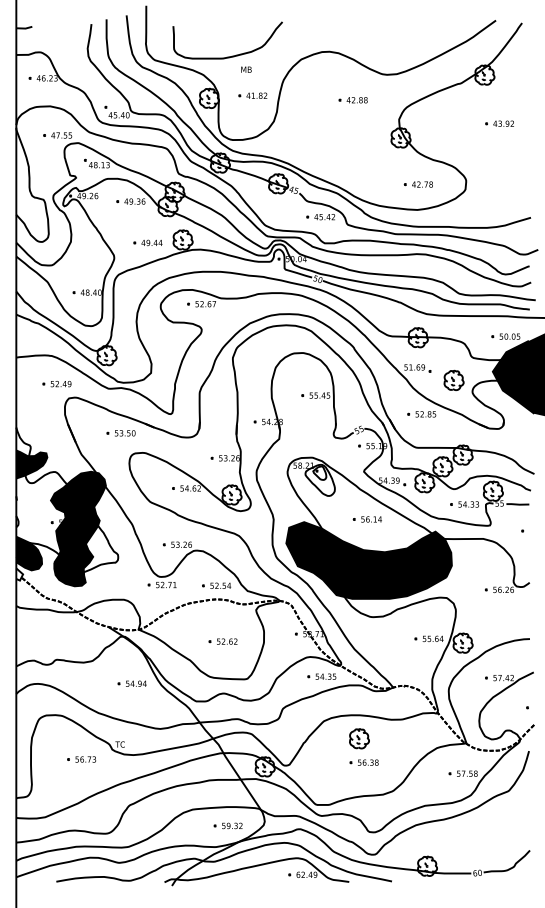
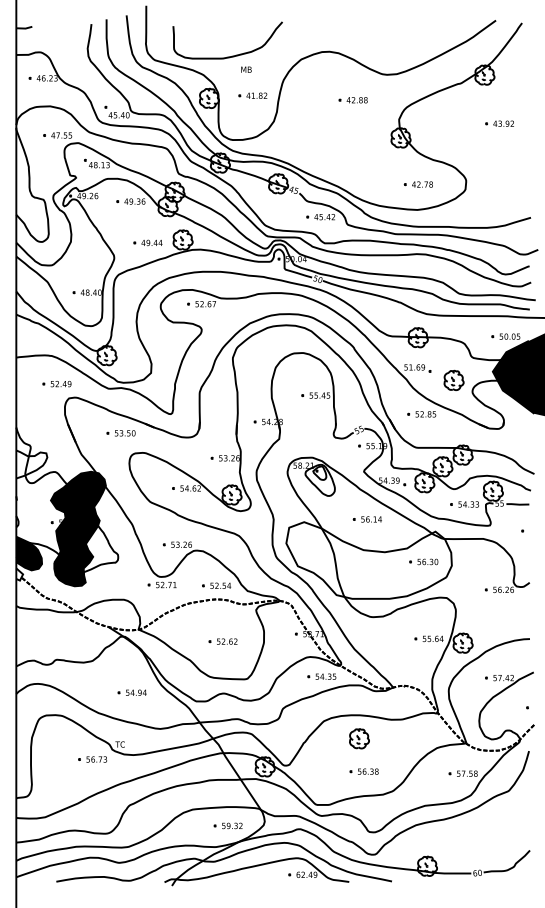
fill: present -> none (31, 464)
fill: present -> none (368, 560)
part position: (131, 683) -> (131, 692) (131, 692)
part position: (81, 759) -> (92, 759) (92, 759)
part position: (363, 762) -> (363, 771) (363, 771)
